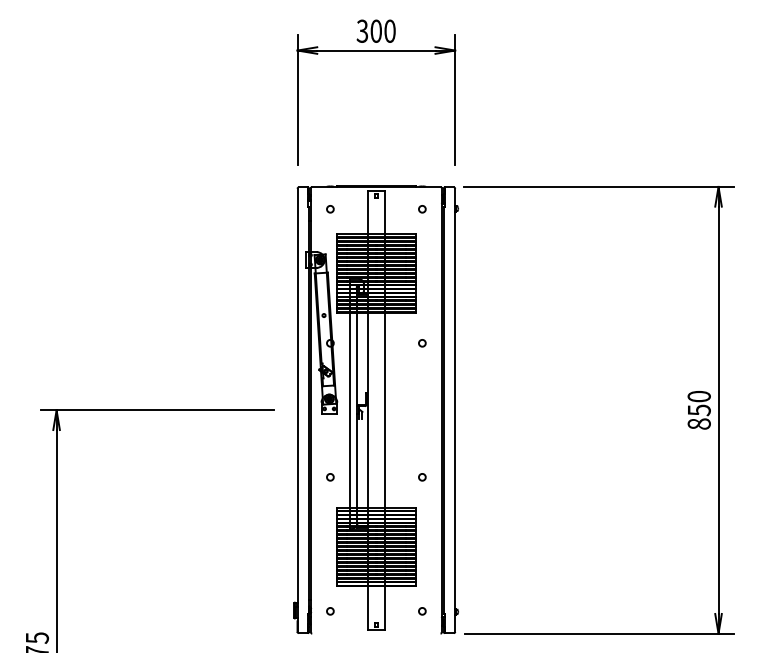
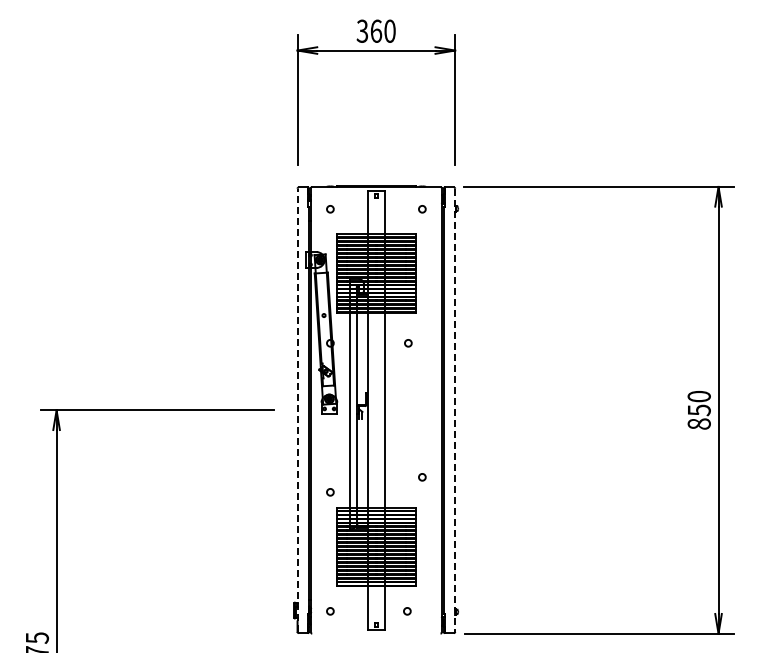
text: 300 -> 360 (376, 30)
circle position: (422, 343) -> (408, 343) (408, 343)
line: solid -> dashed (297, 410)
line: solid -> dashed (455, 410)
circle position: (330, 477) -> (330, 492) (330, 492)
circle position: (422, 611) -> (407, 611) (407, 611)
